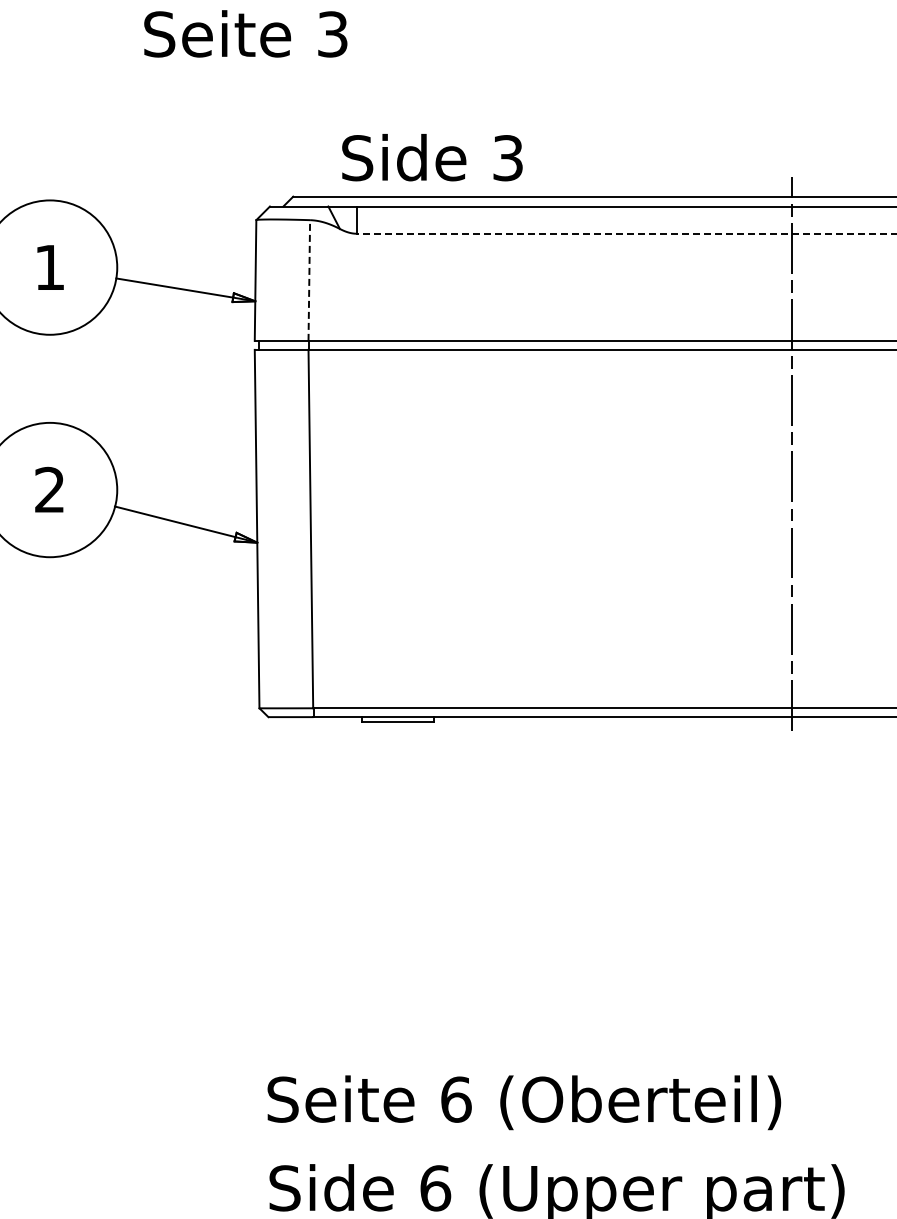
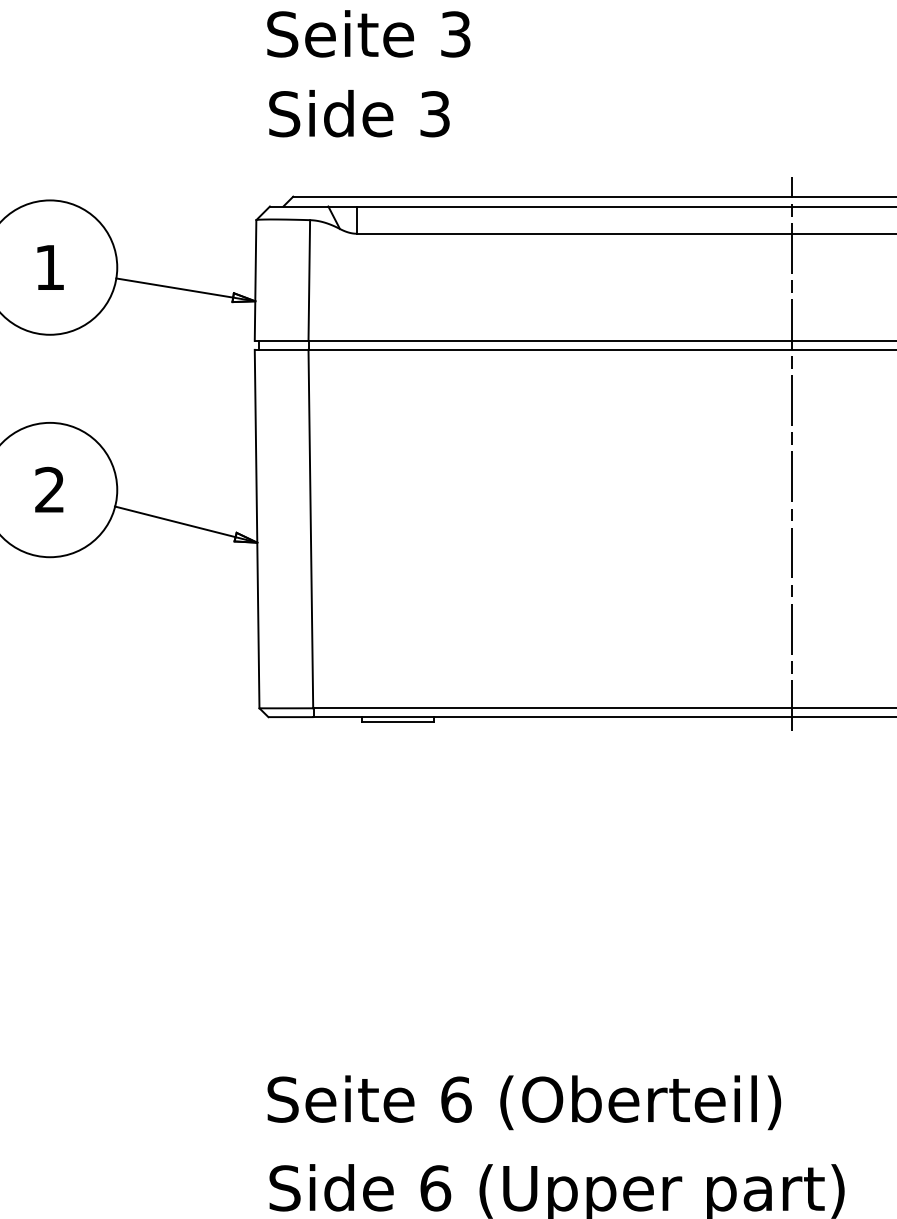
text position: (245, 33) -> (368, 33) (368, 33)
text position: (432, 157) -> (359, 113) (359, 113)
line: dashed -> solid (626, 233)
line: dashed -> solid (309, 280)
